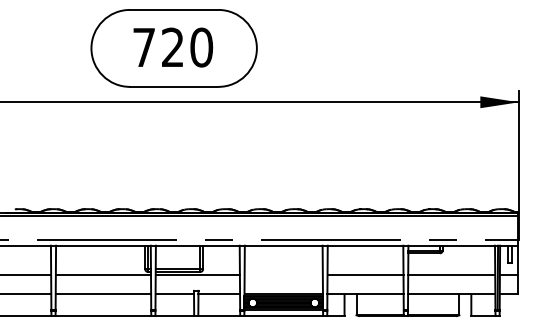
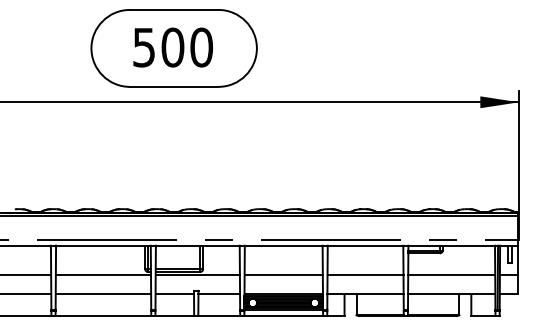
text: 720 -> 500 (158, 47)
line: none -> present (283, 274)
